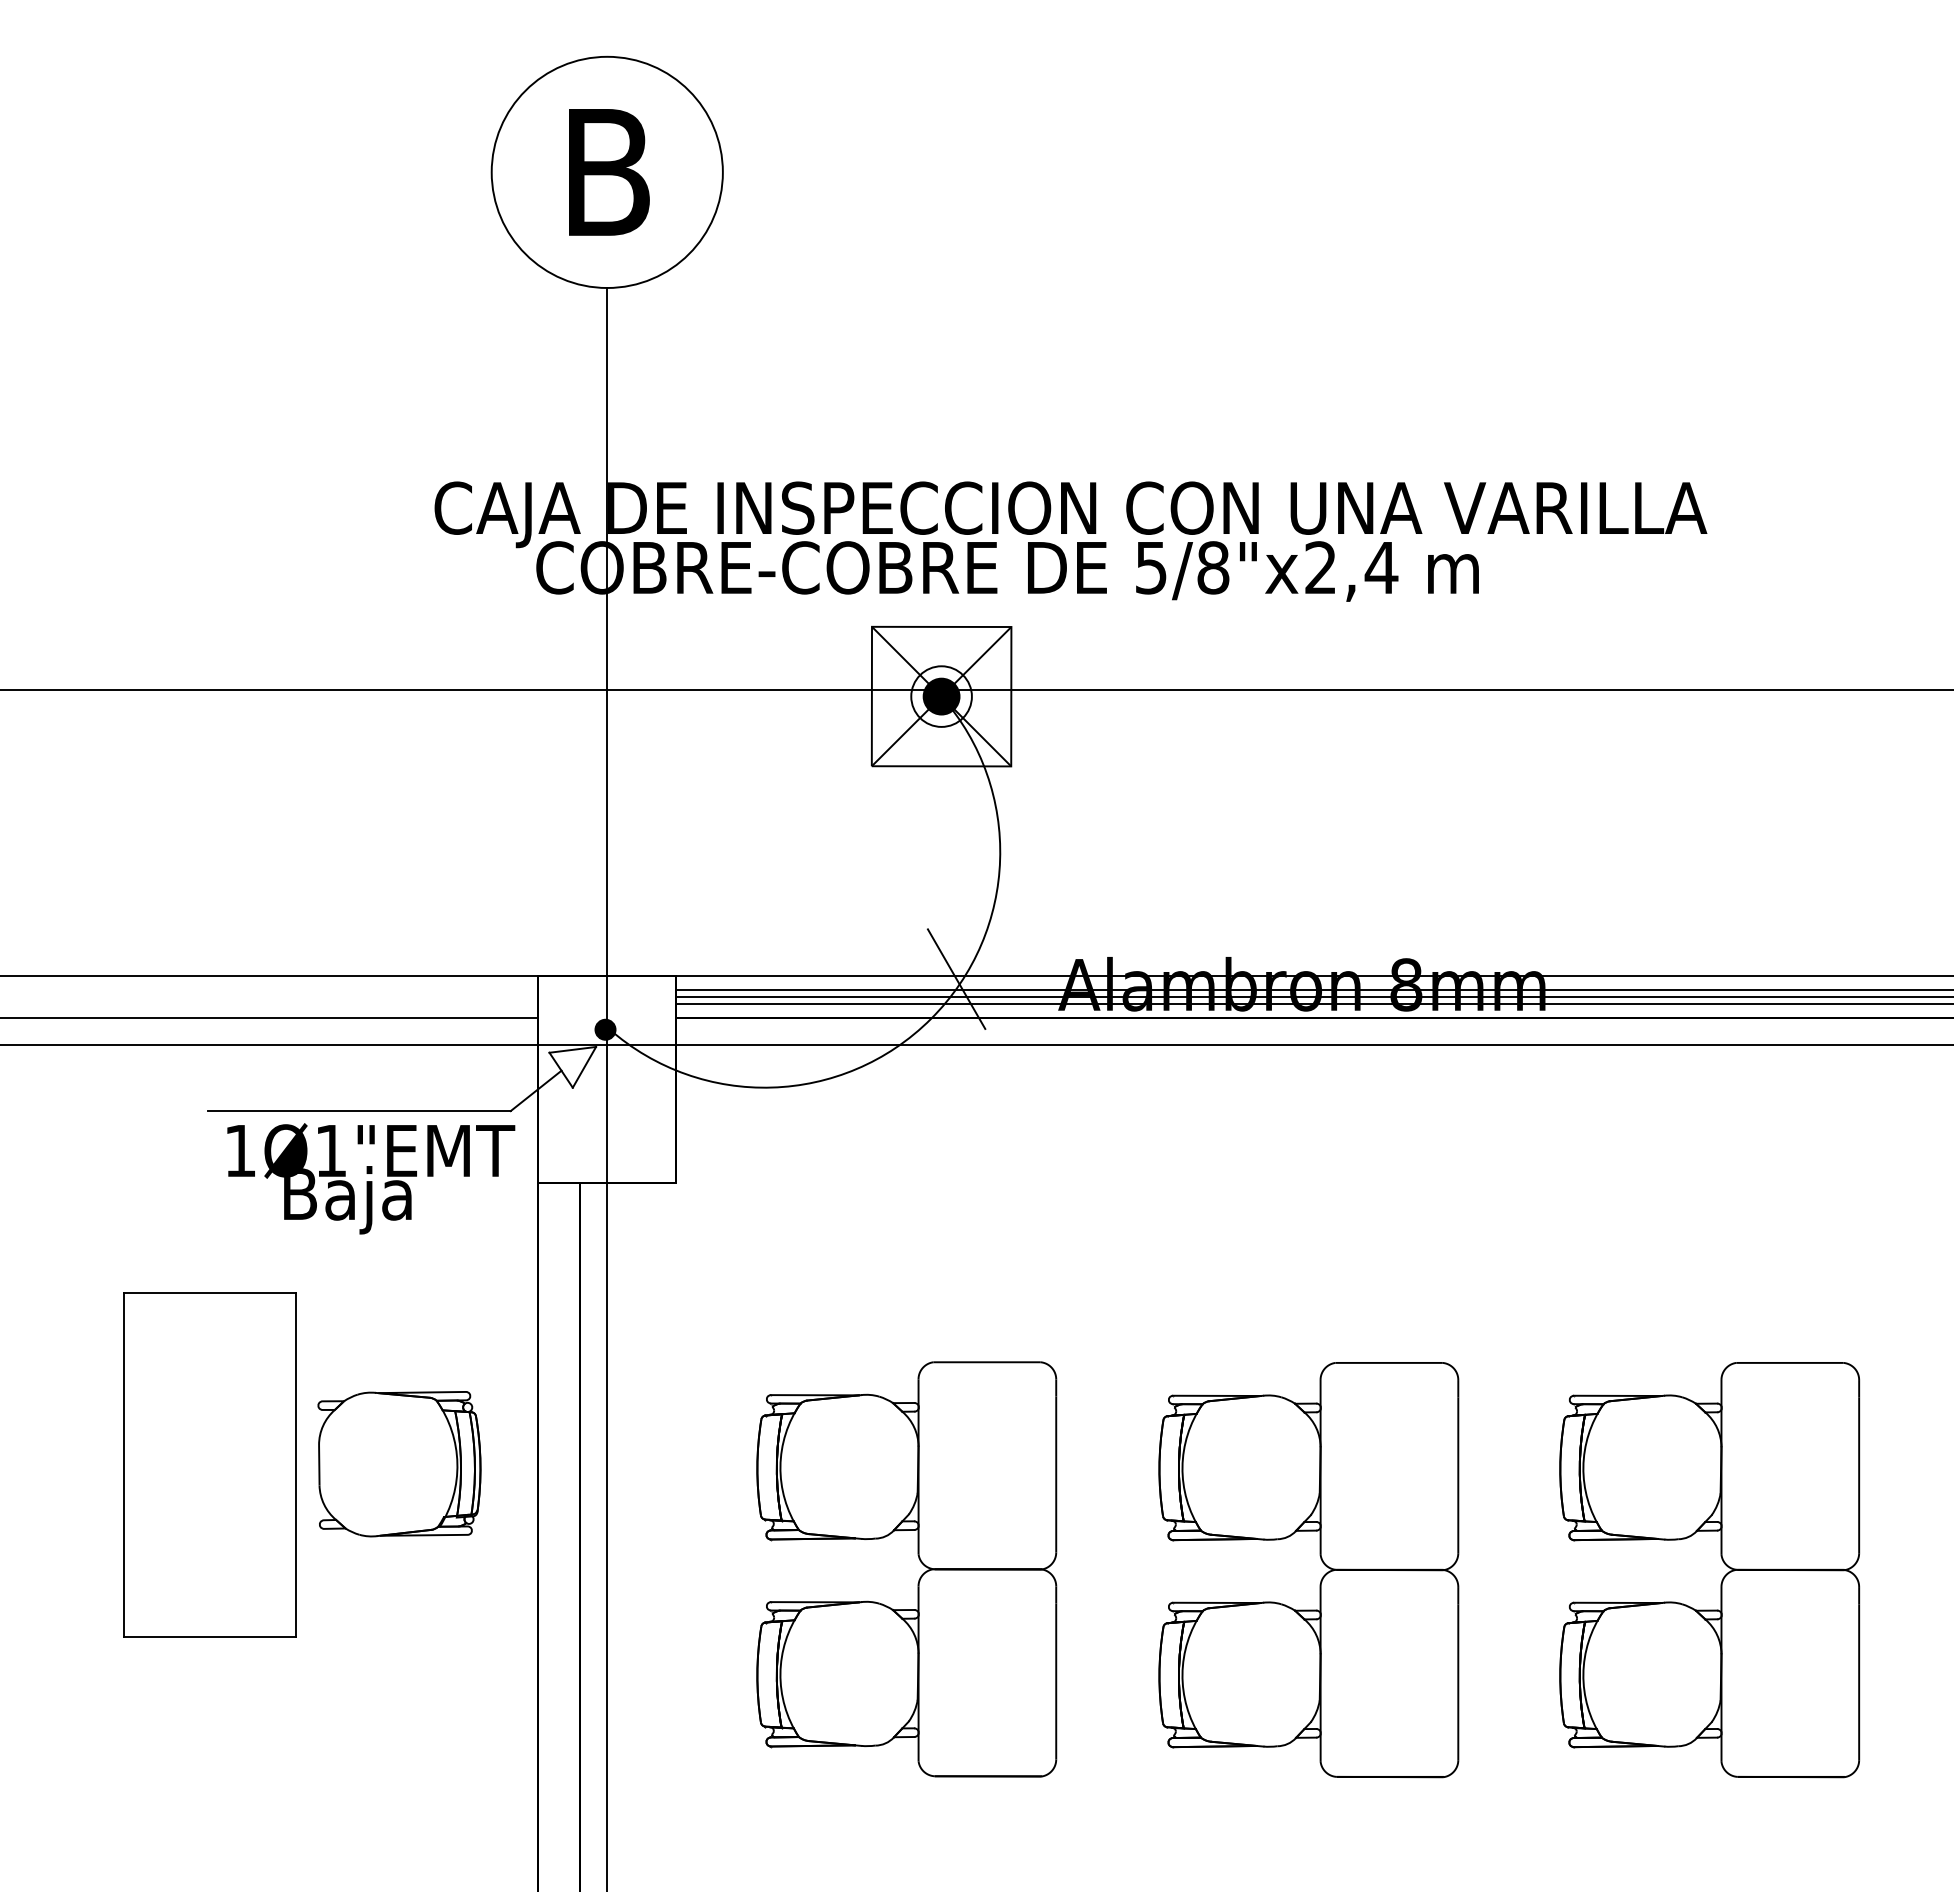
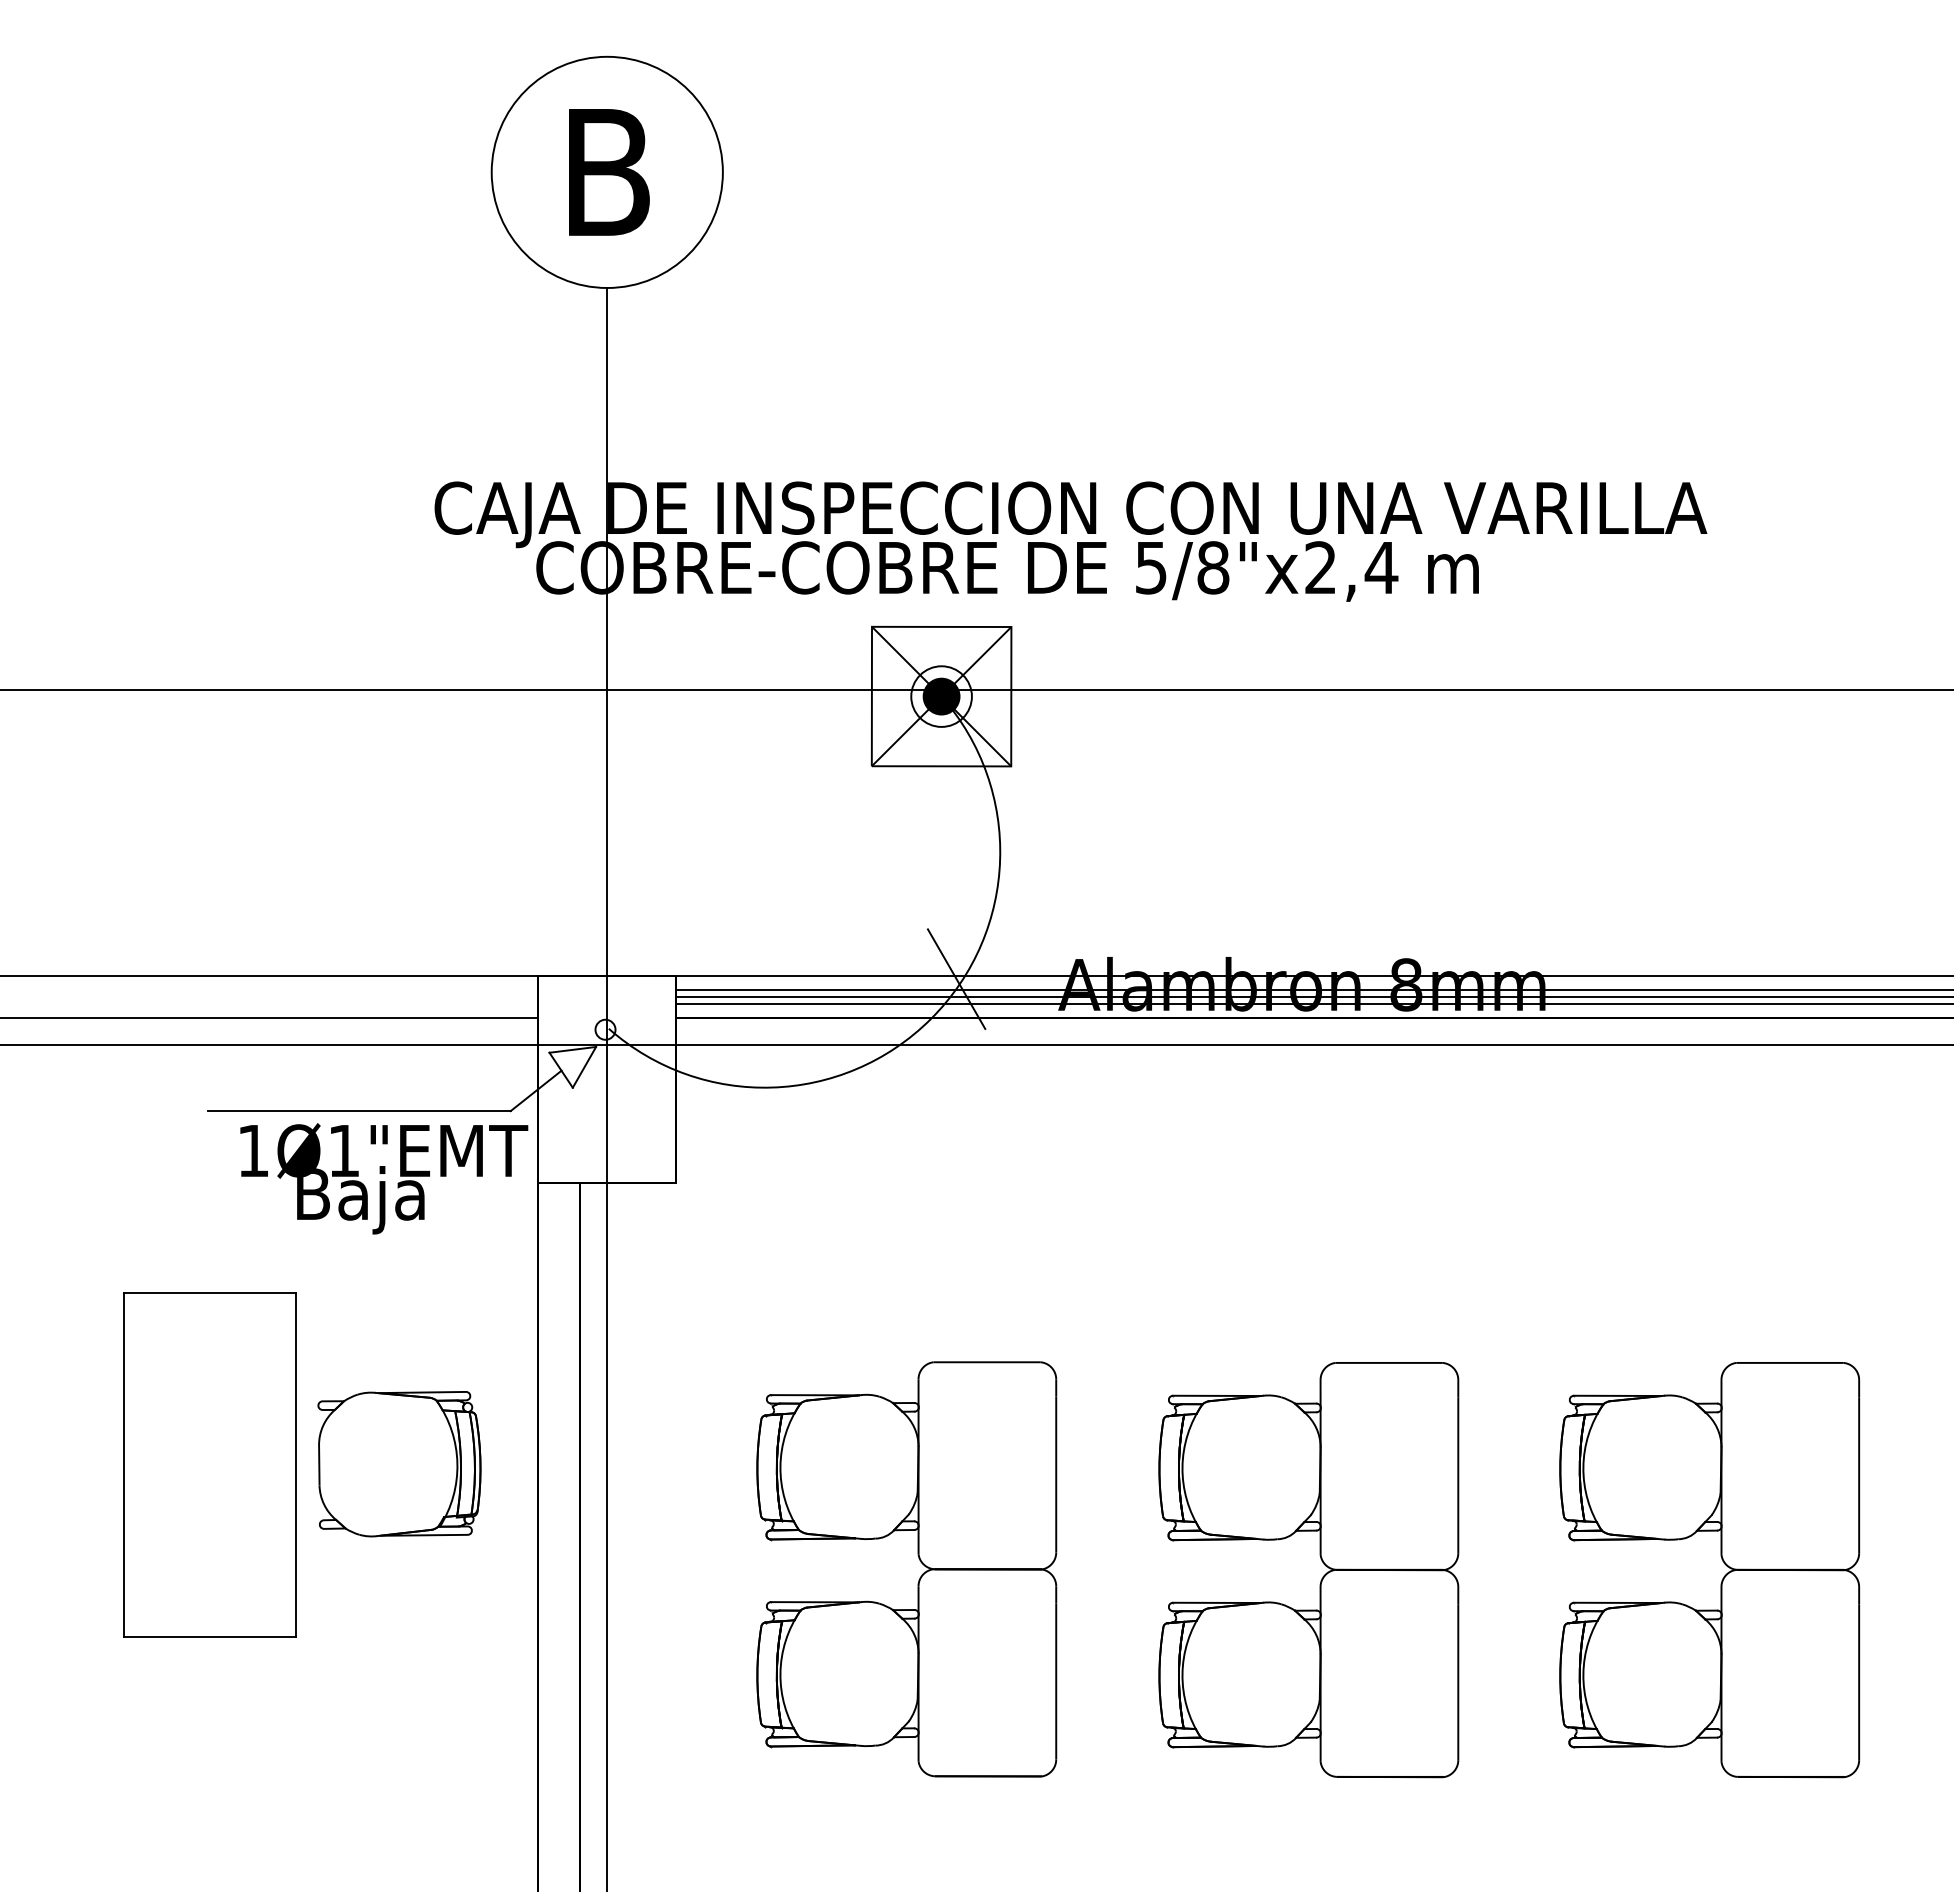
fill: present -> none (605, 1029)
text position: (371, 1178) -> (384, 1178) (384, 1178)
